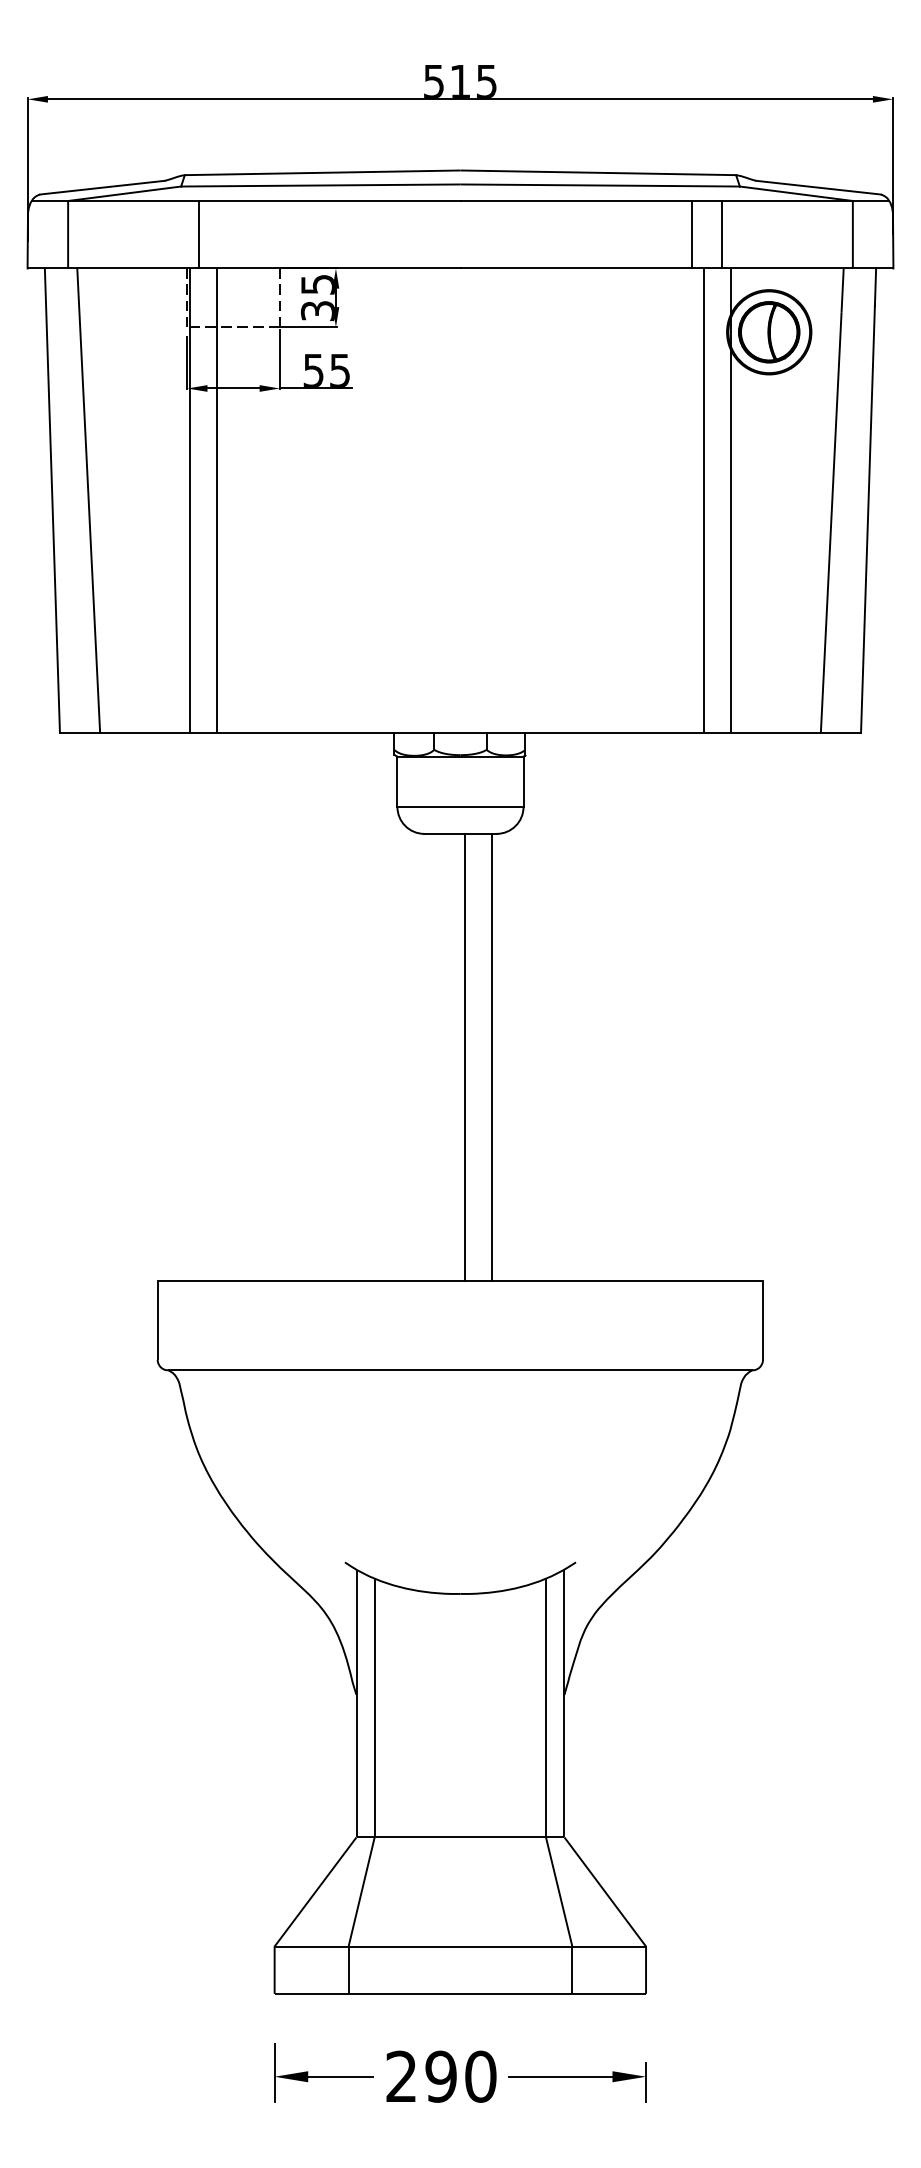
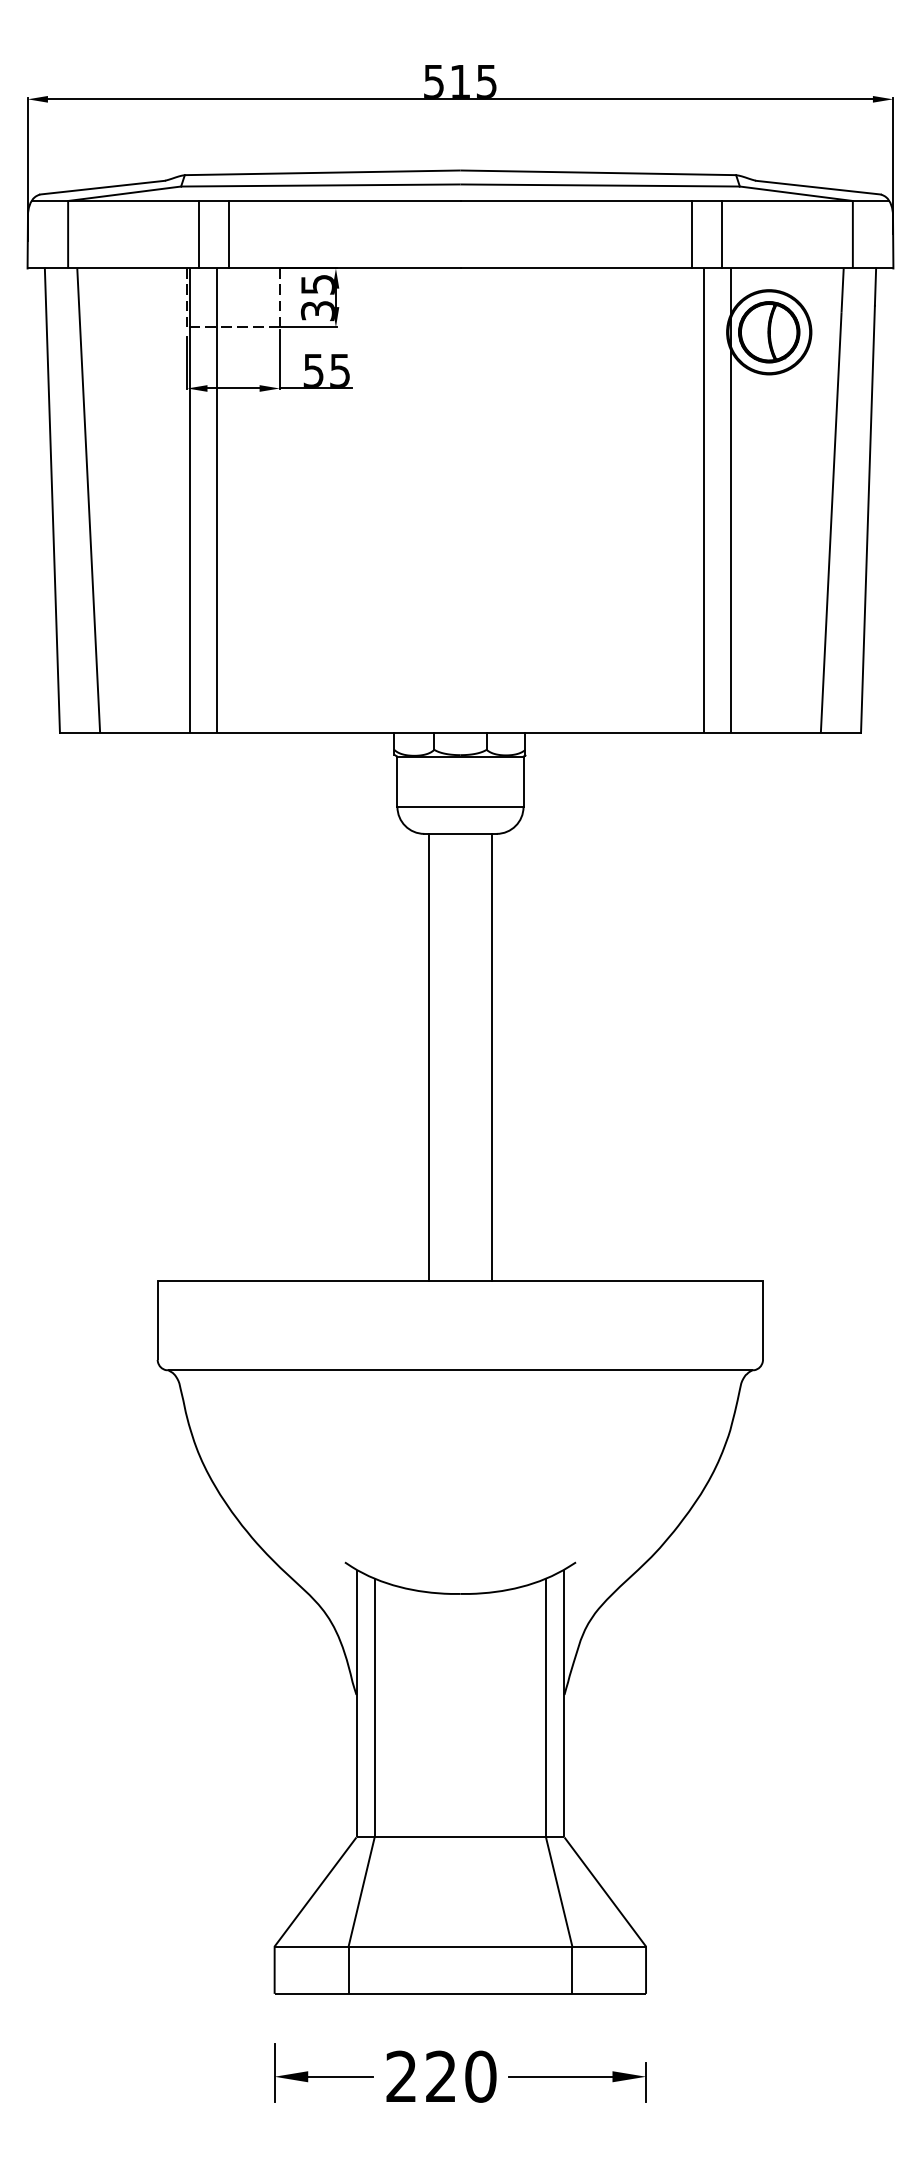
line: none -> present (228, 234)
line position: (464, 1057) -> (428, 1057) (428, 1057)
text: 290 -> 220 (440, 2076)
